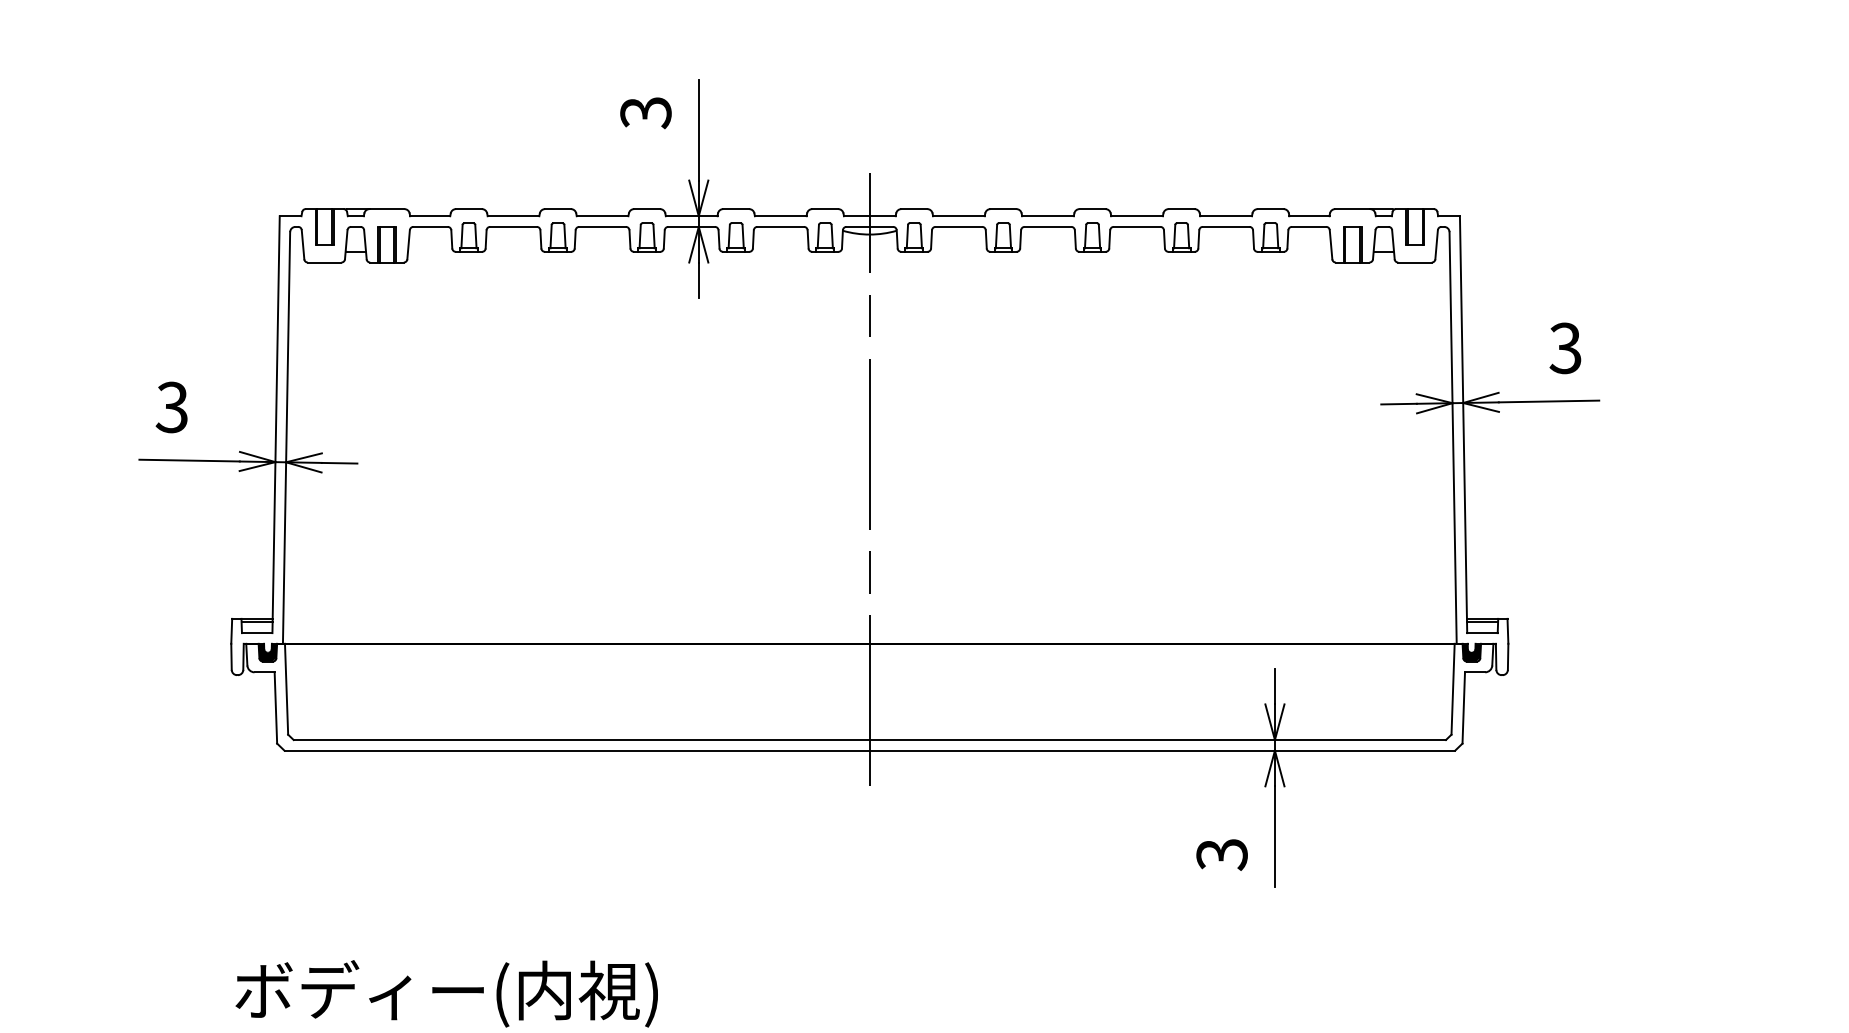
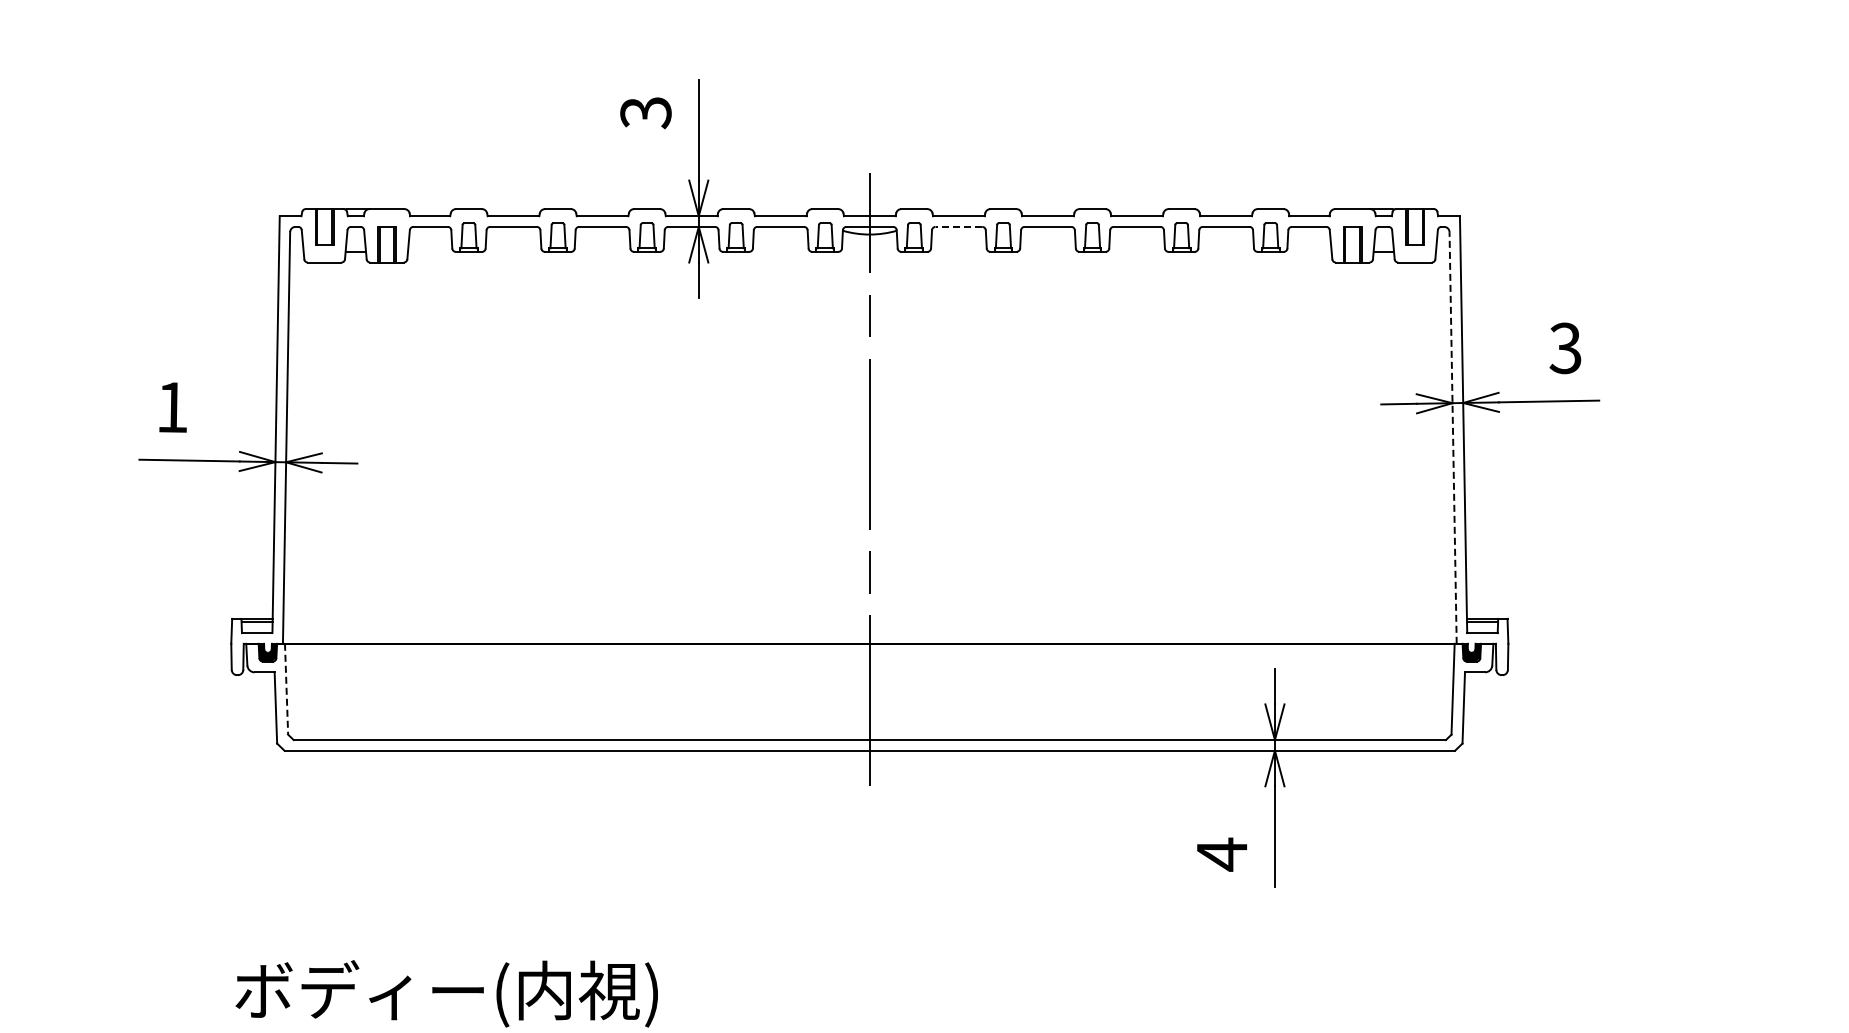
line: solid -> dashed (958, 226)
text: 3 -> 1 (171, 407)
line: solid -> dashed (1453, 437)
line: solid -> dashed (286, 689)
text: 3 -> 4 (1221, 854)
